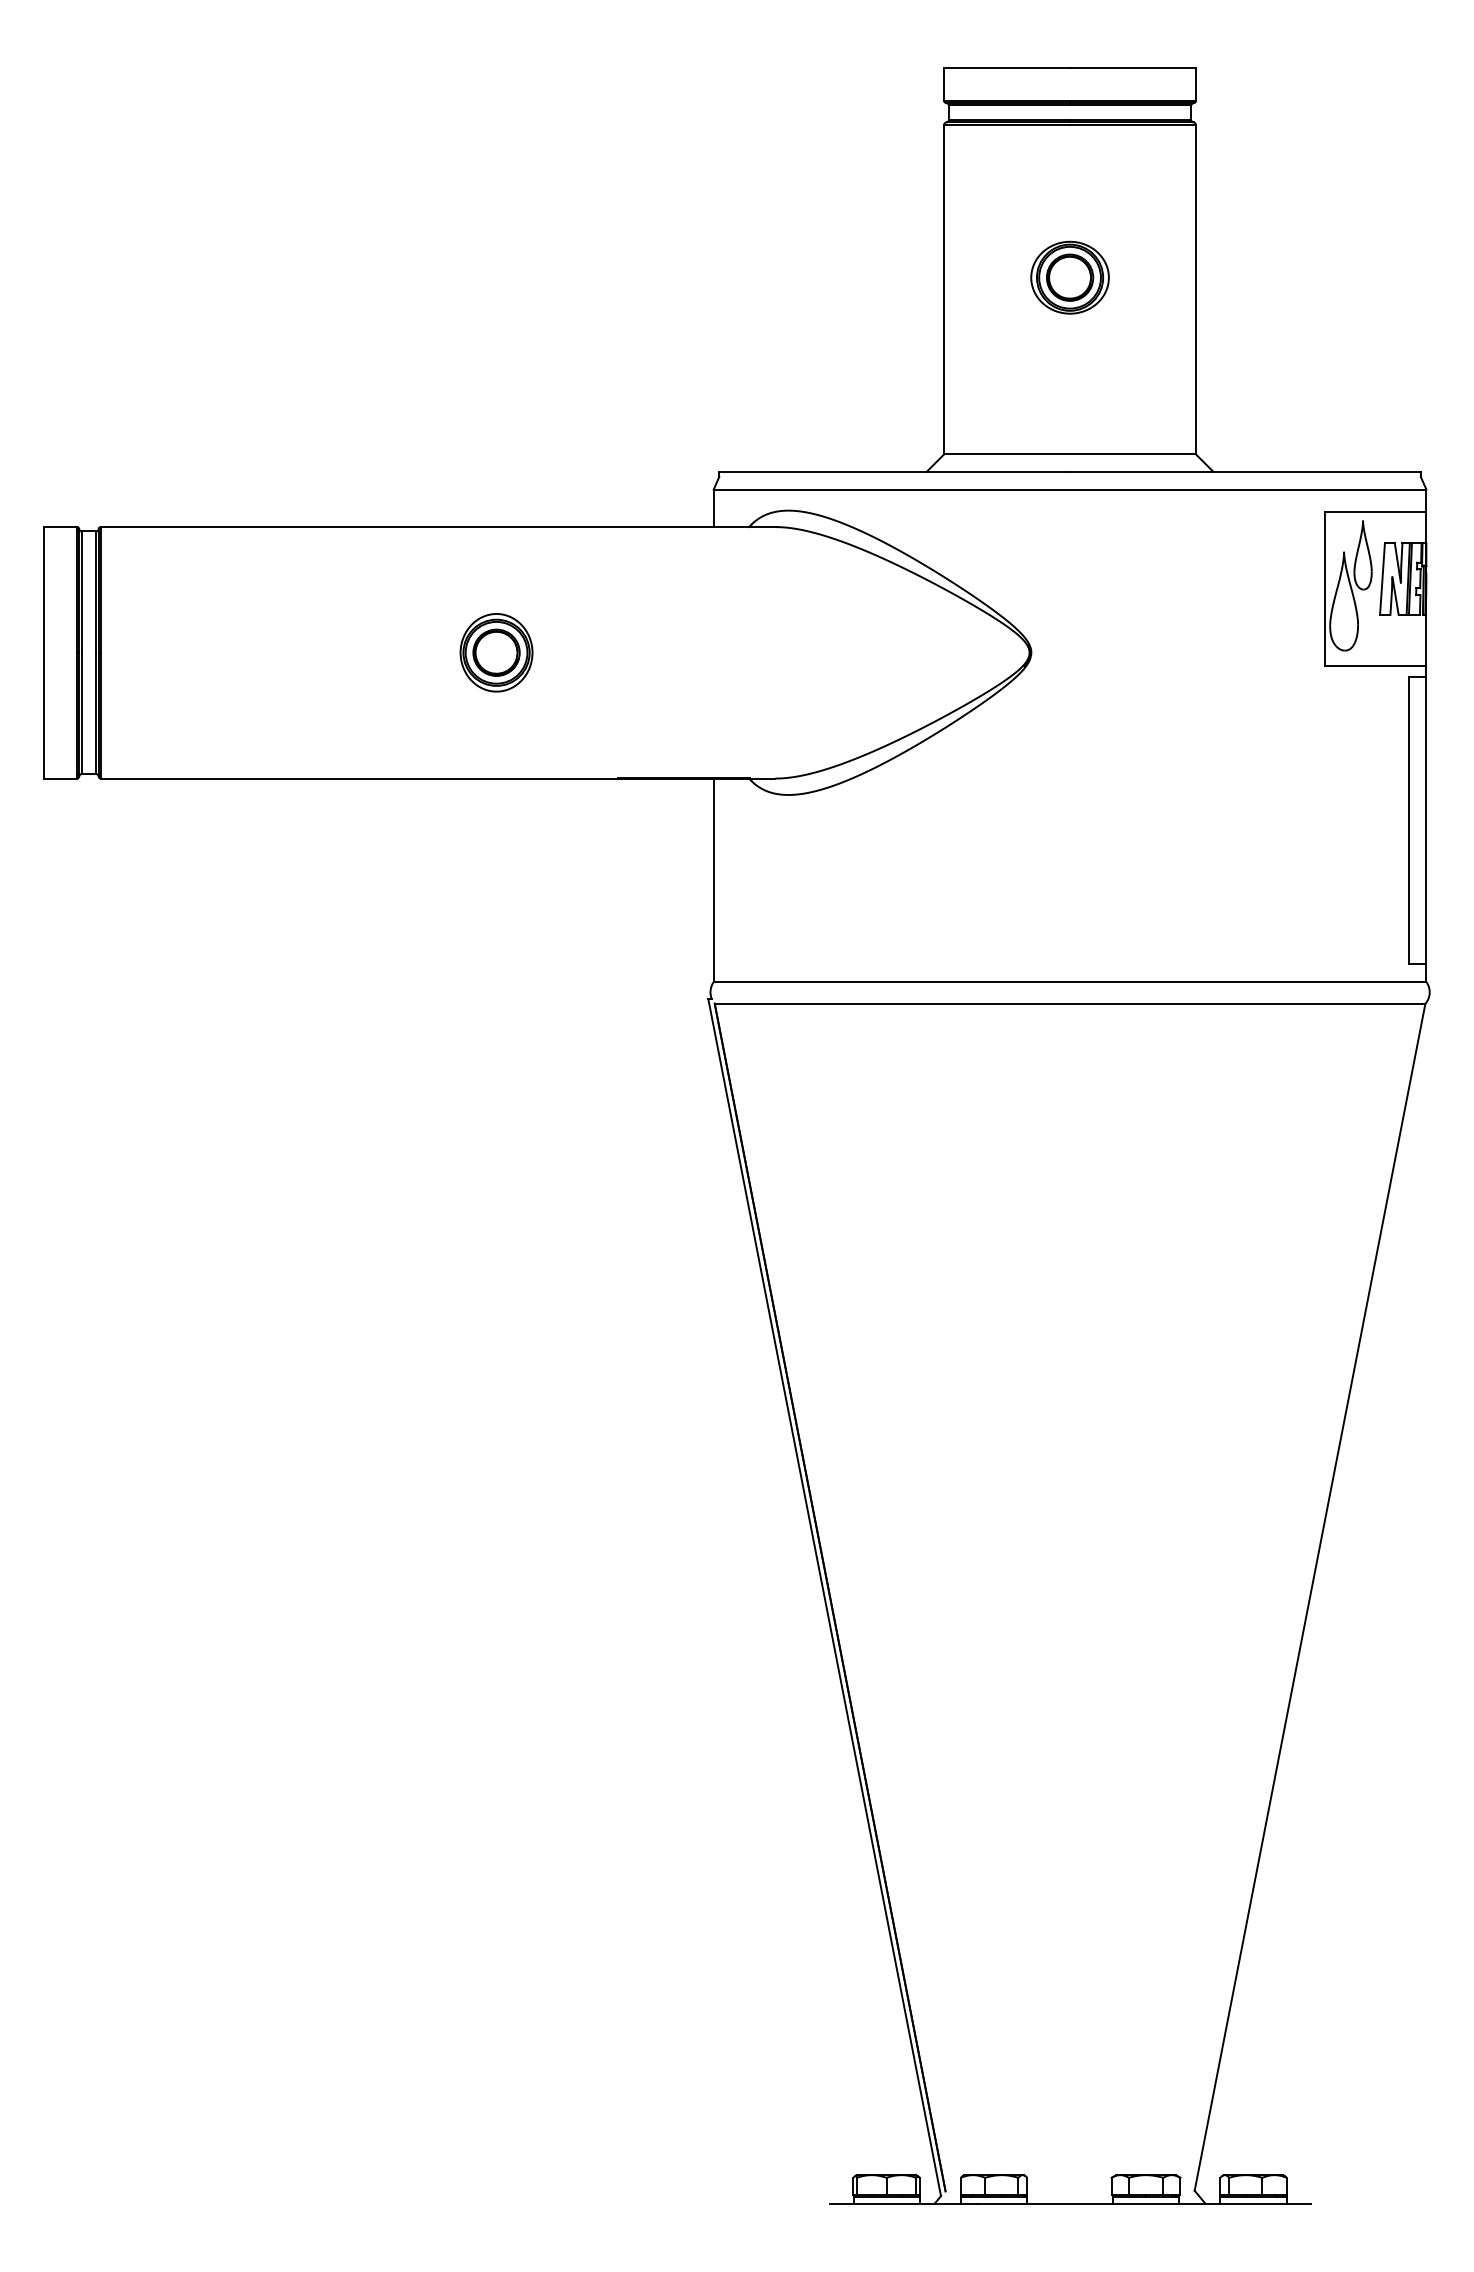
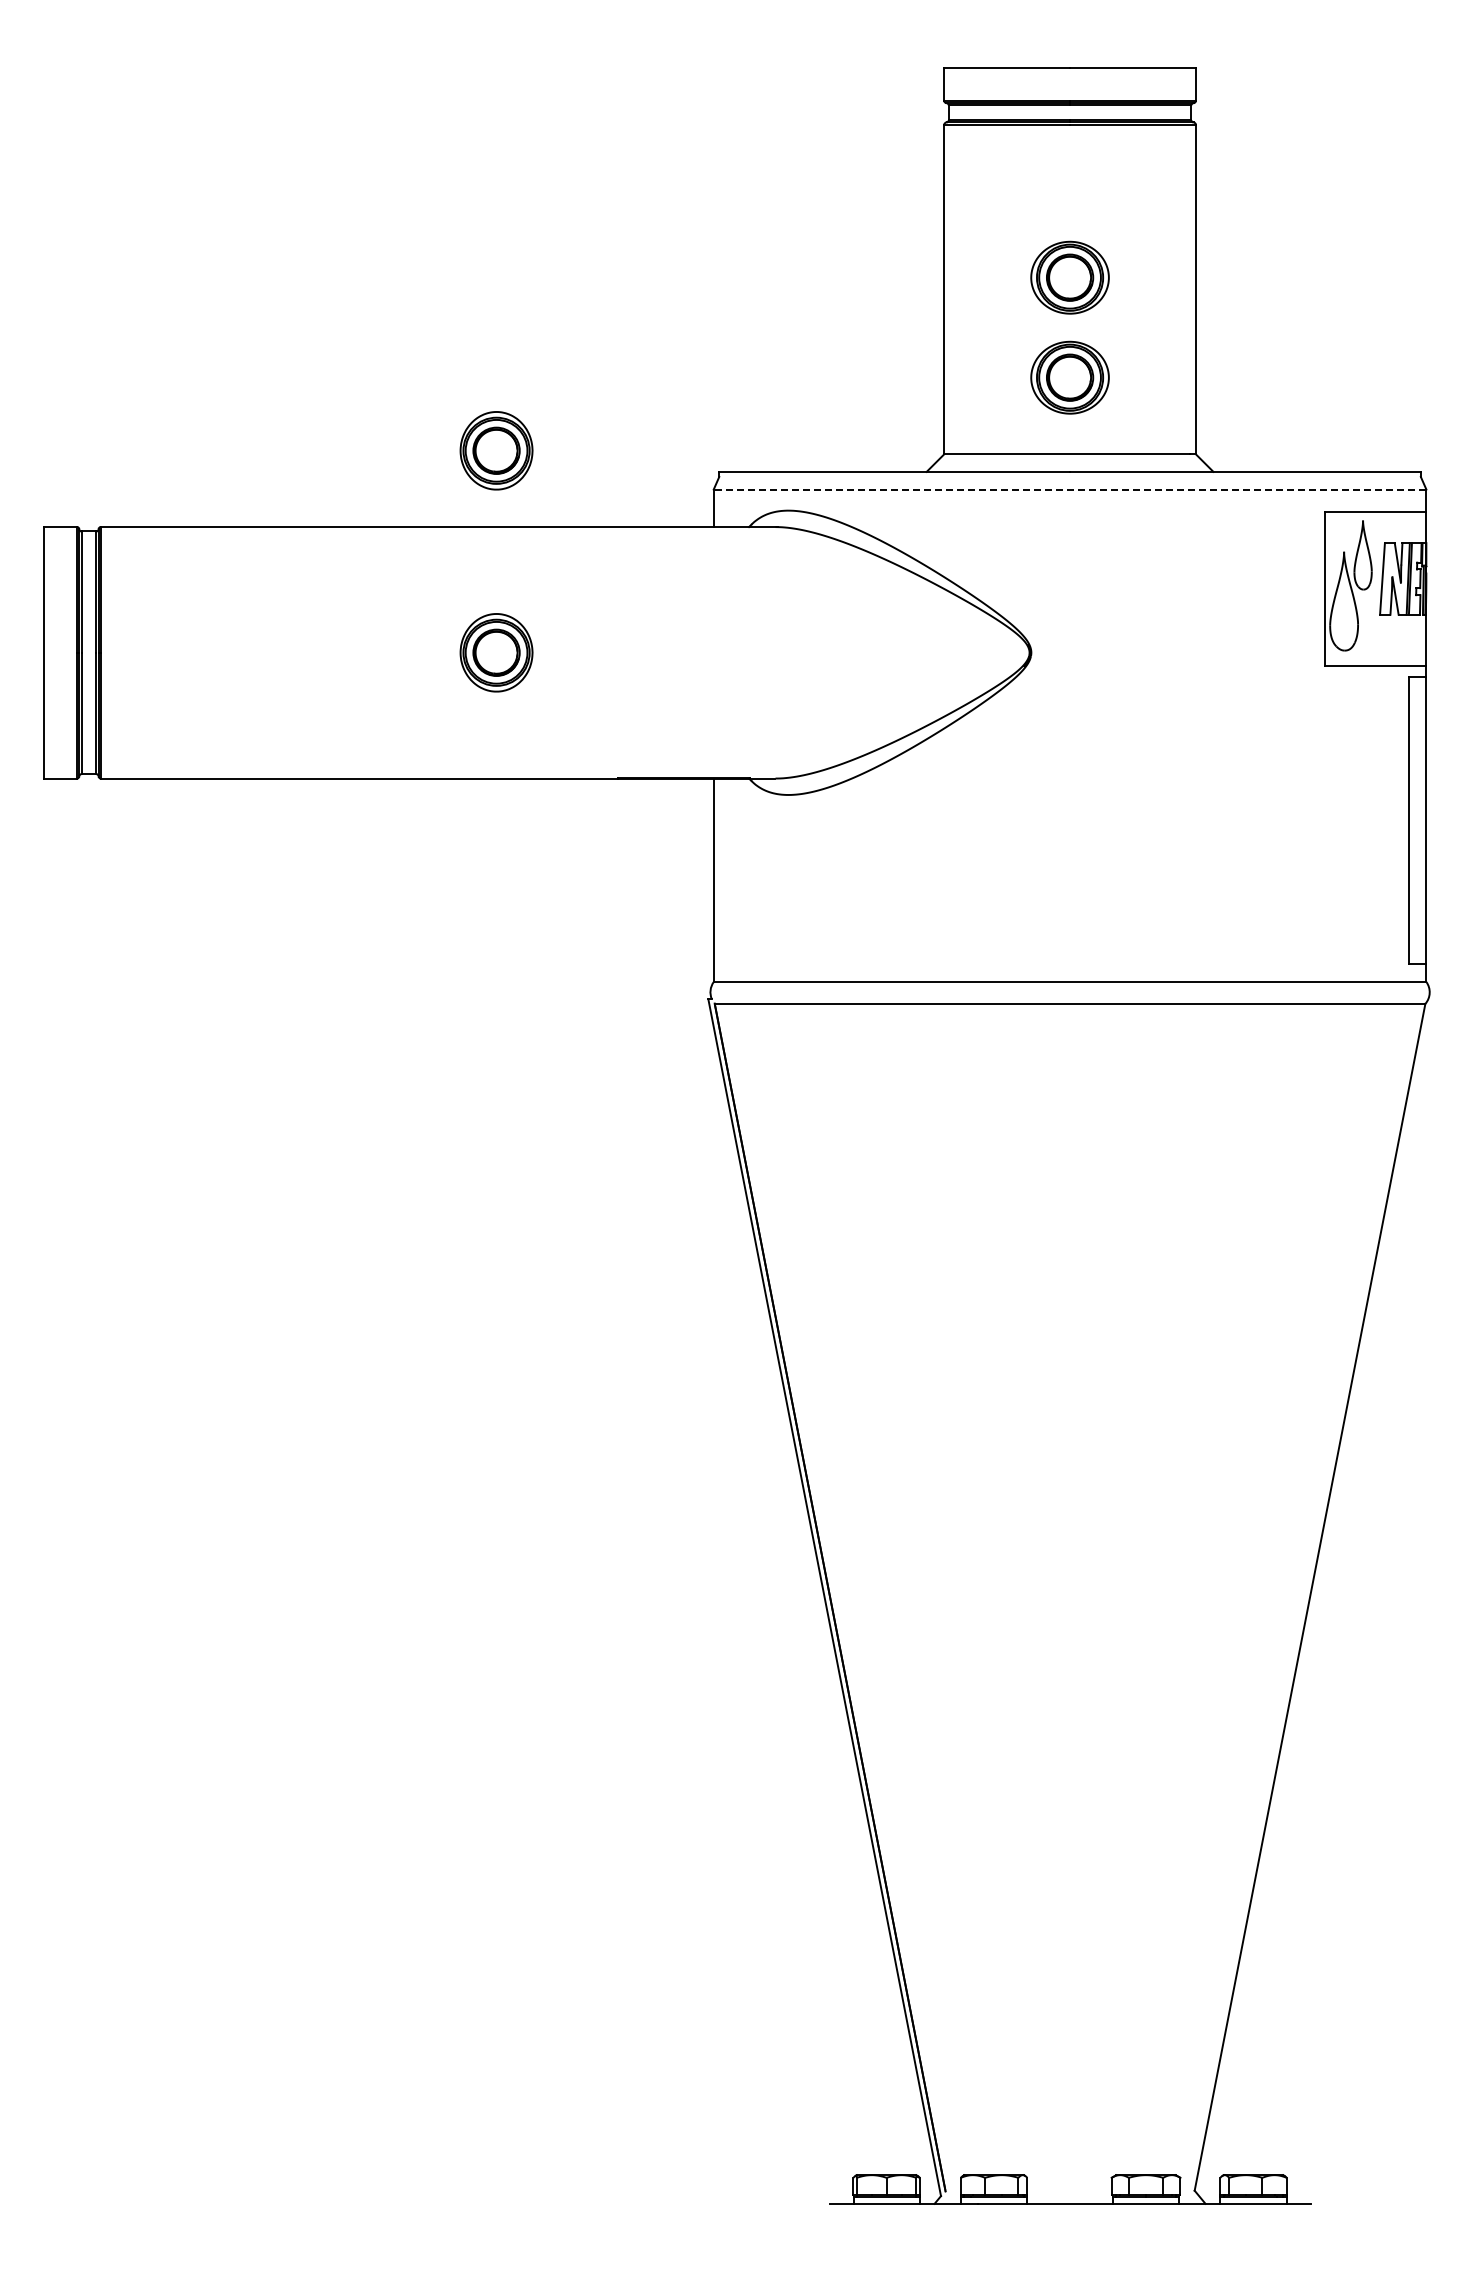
part: none -> present (1069, 377)
part: none -> present (496, 450)
line: solid -> dashed (1069, 489)
